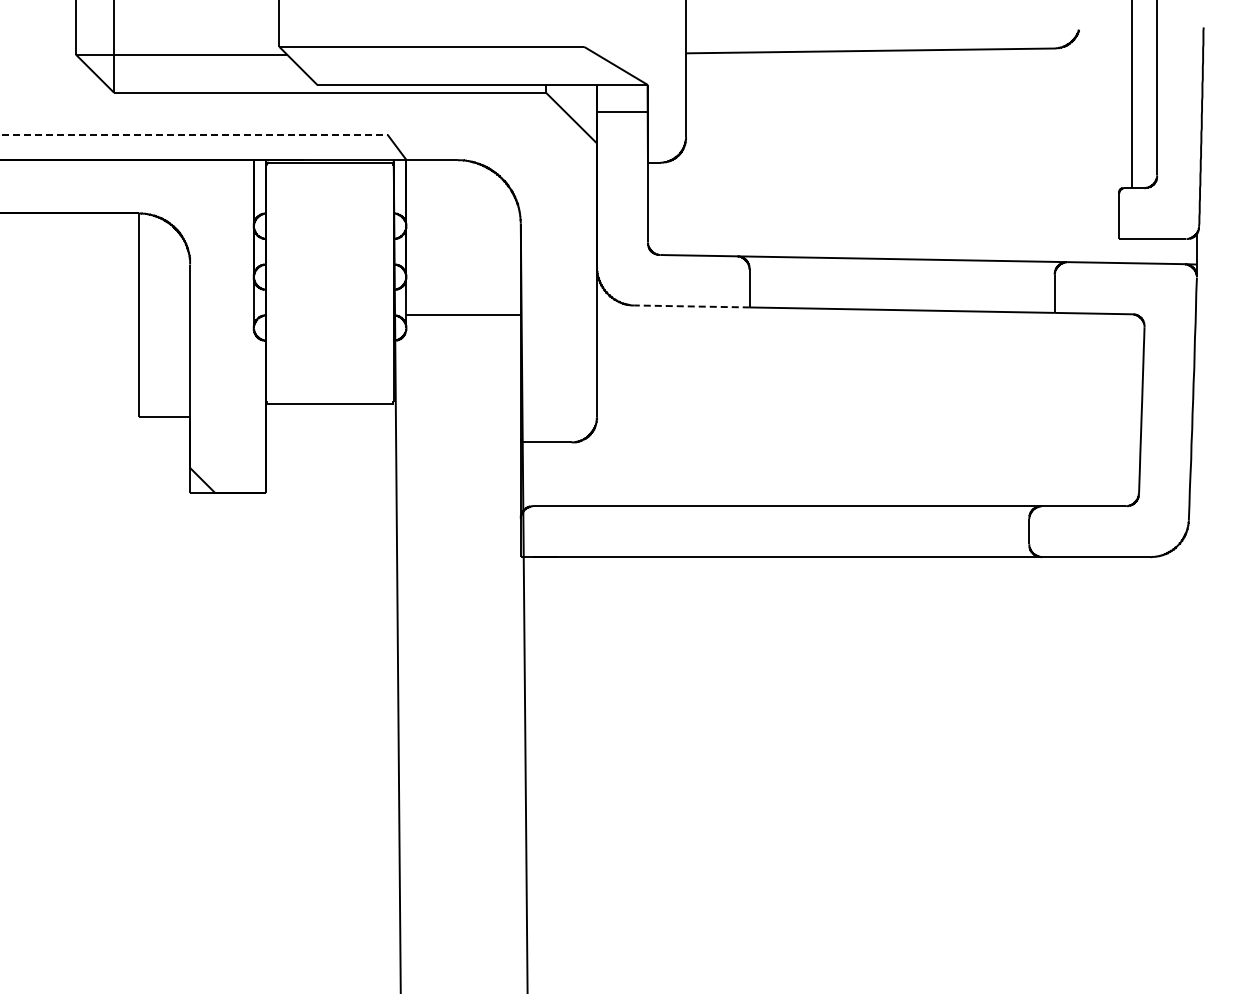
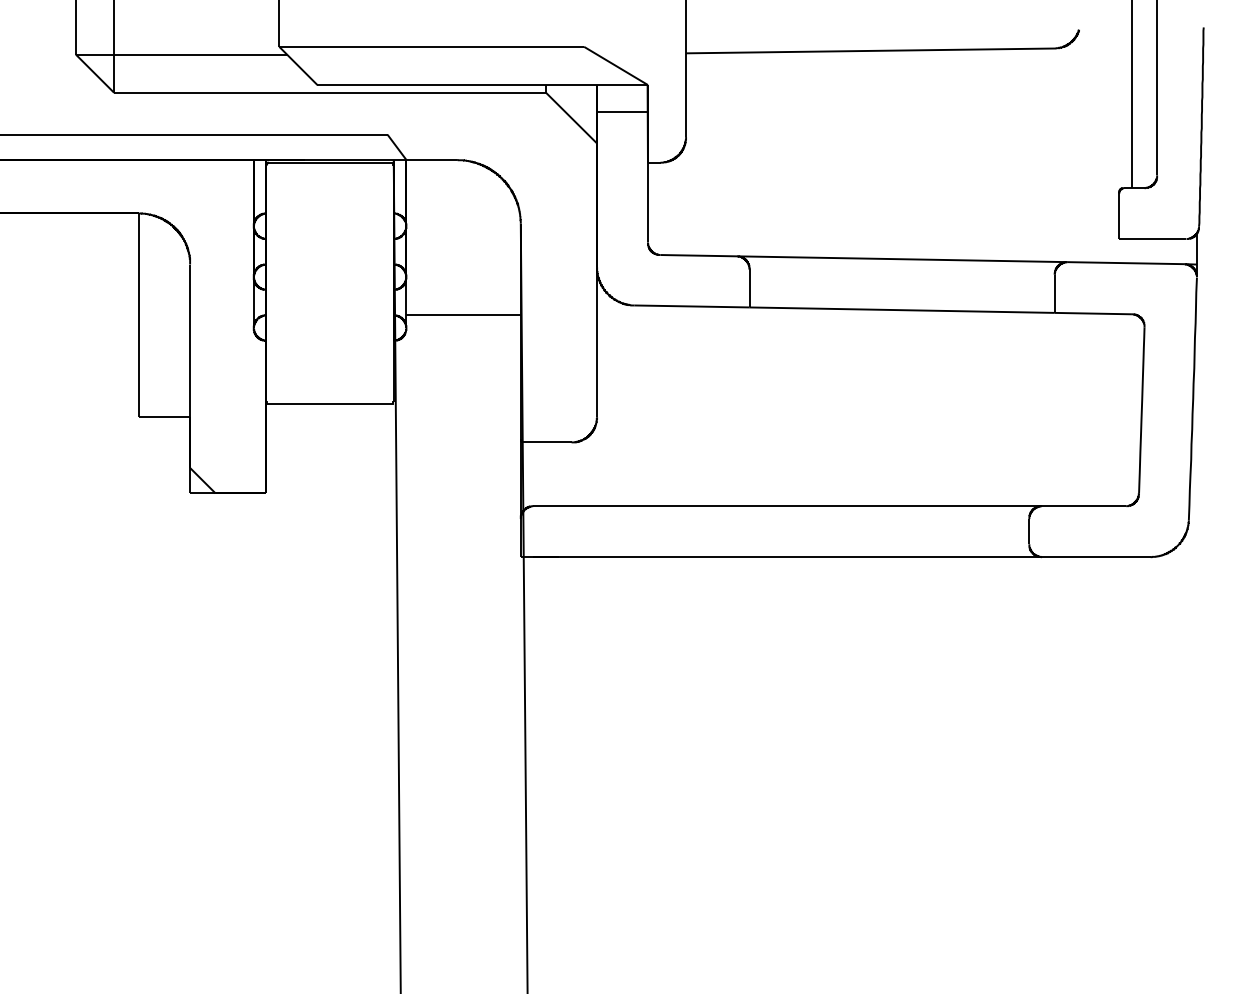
line: dashed -> solid (194, 134)
line: dashed -> solid (692, 306)
